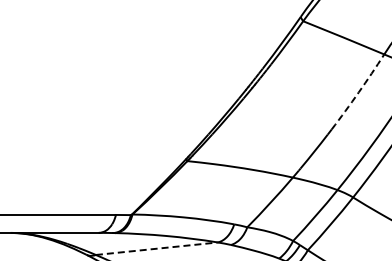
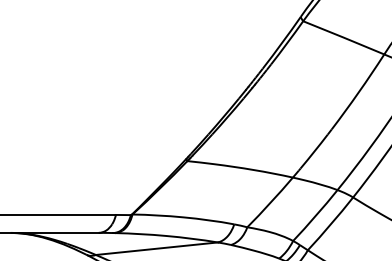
arc: dashed -> solid (358, 92)
line: dashed -> solid (157, 248)
